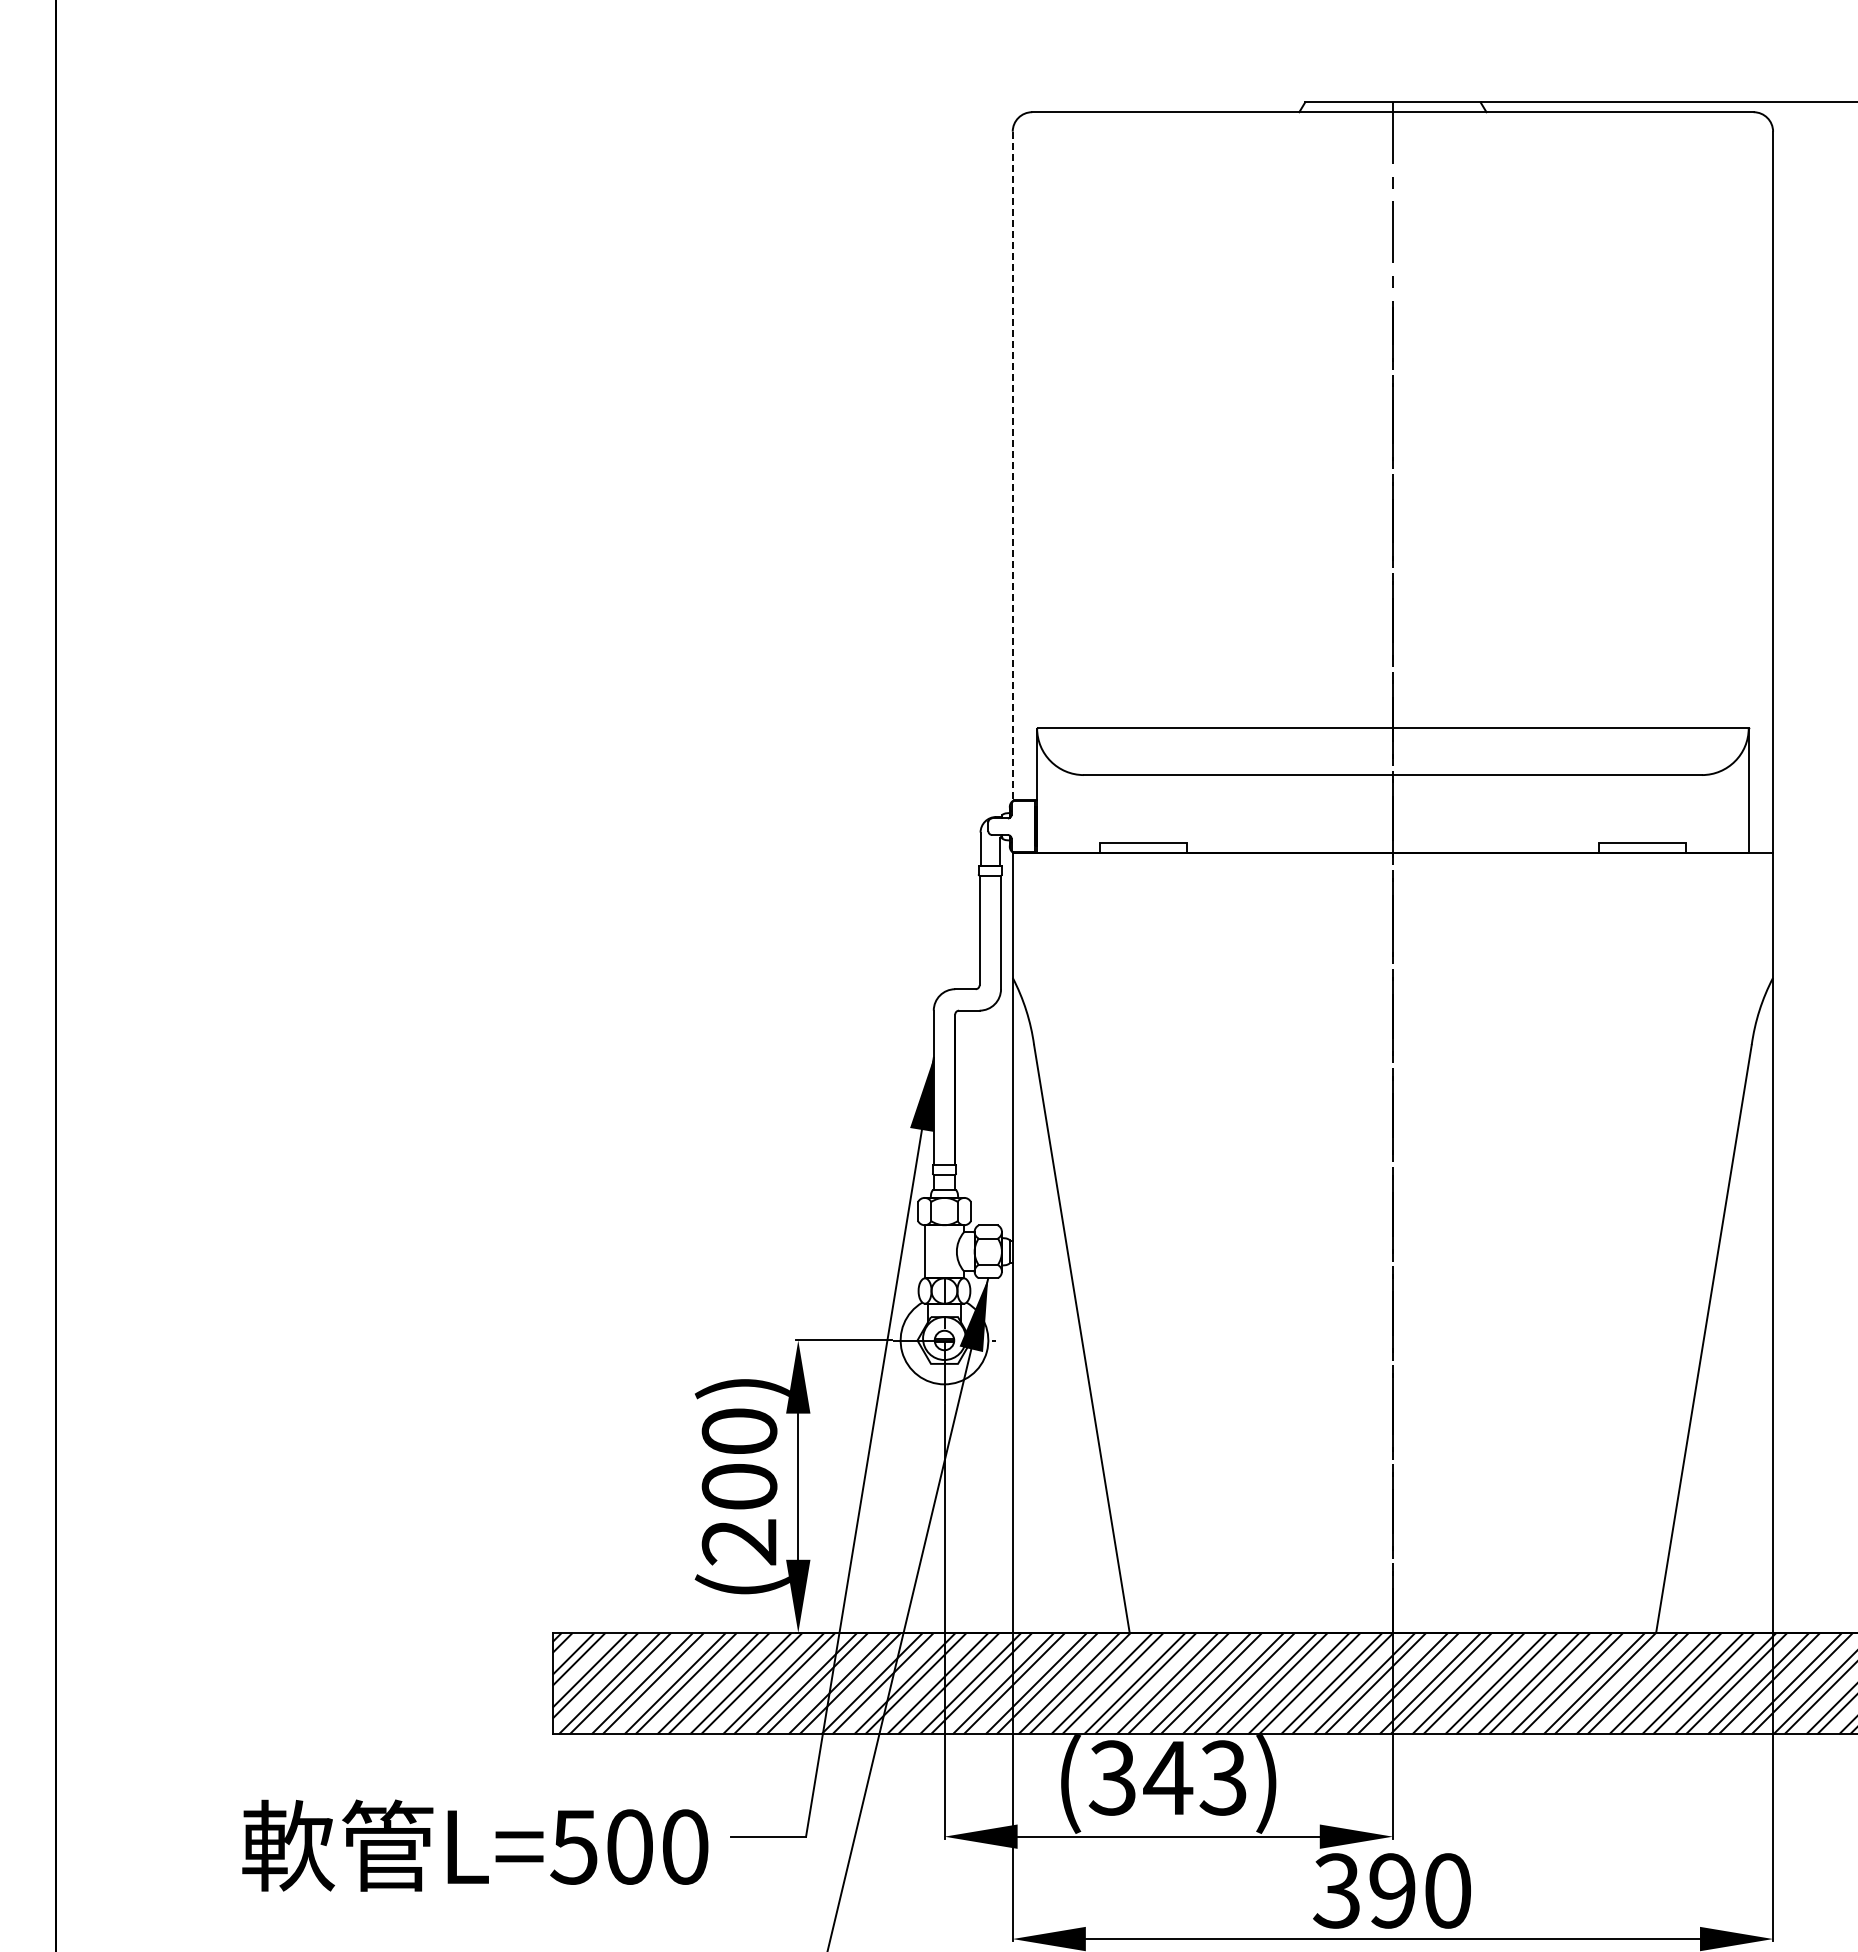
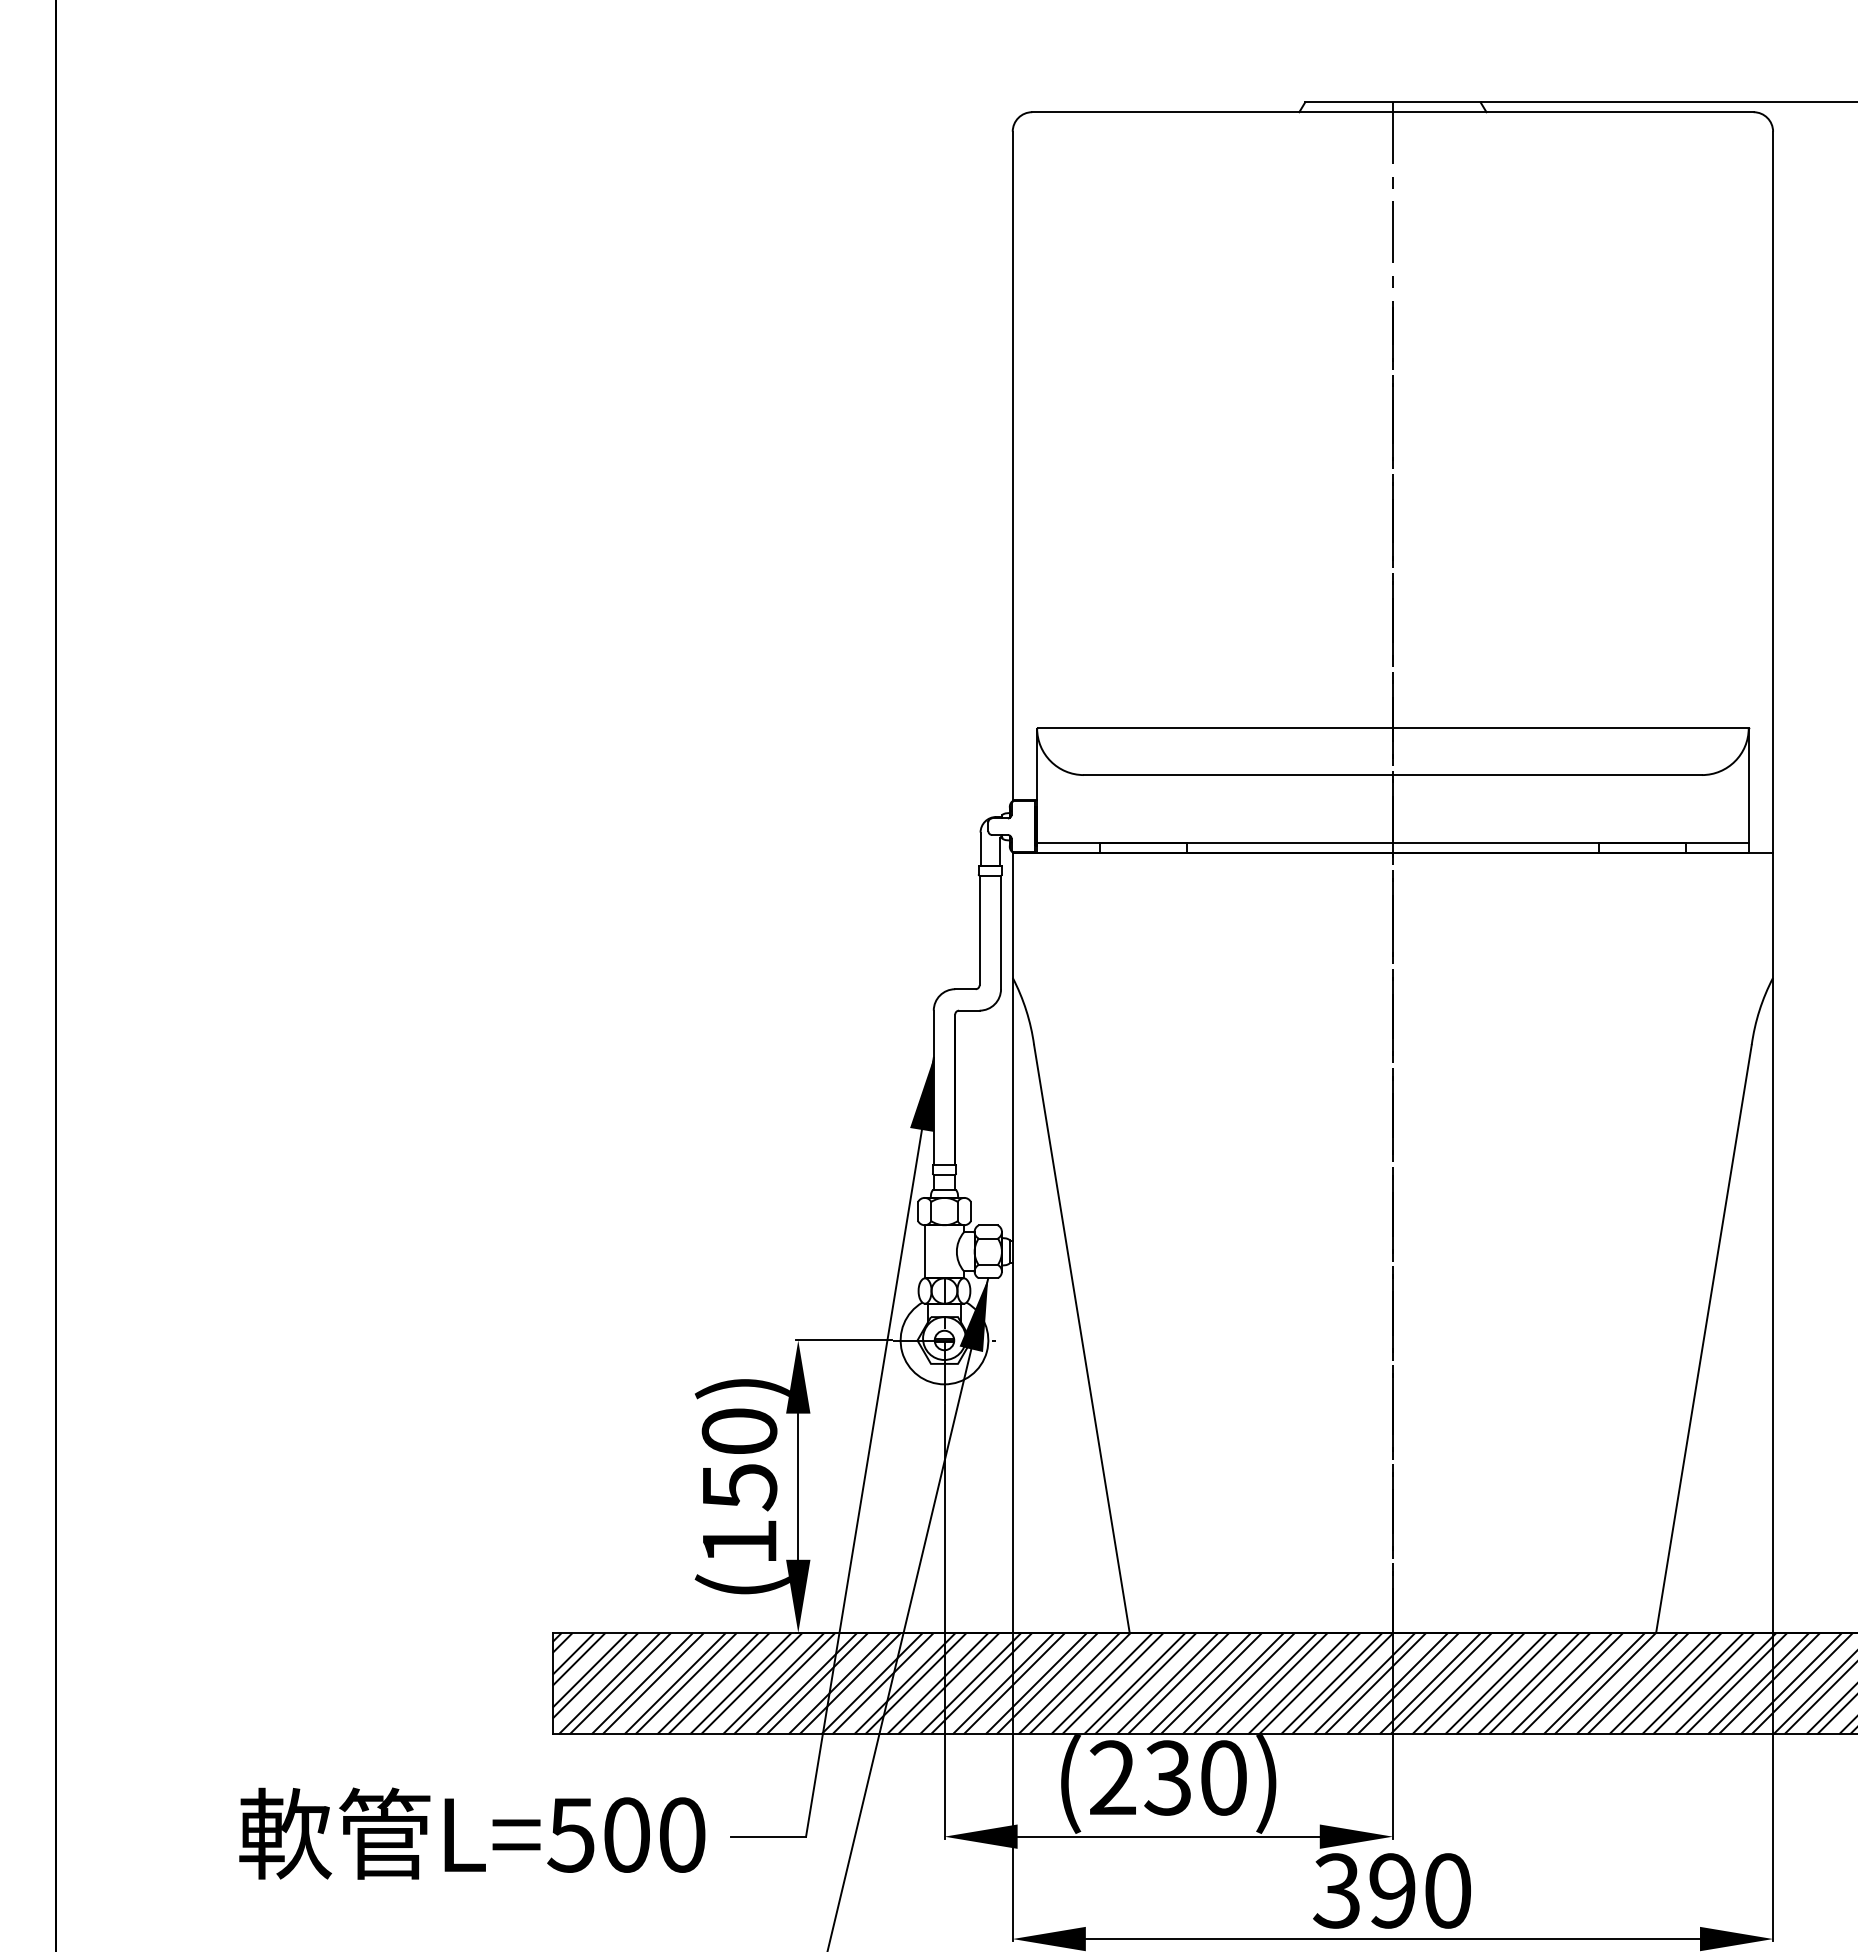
line: dashed -> solid (1012, 466)
line: none -> present (1392, 843)
text: (200) -> (150) (739, 1514)
text: (343) -> (230) (1167, 1777)
text position: (475, 1845) -> (472, 1833) (472, 1833)
